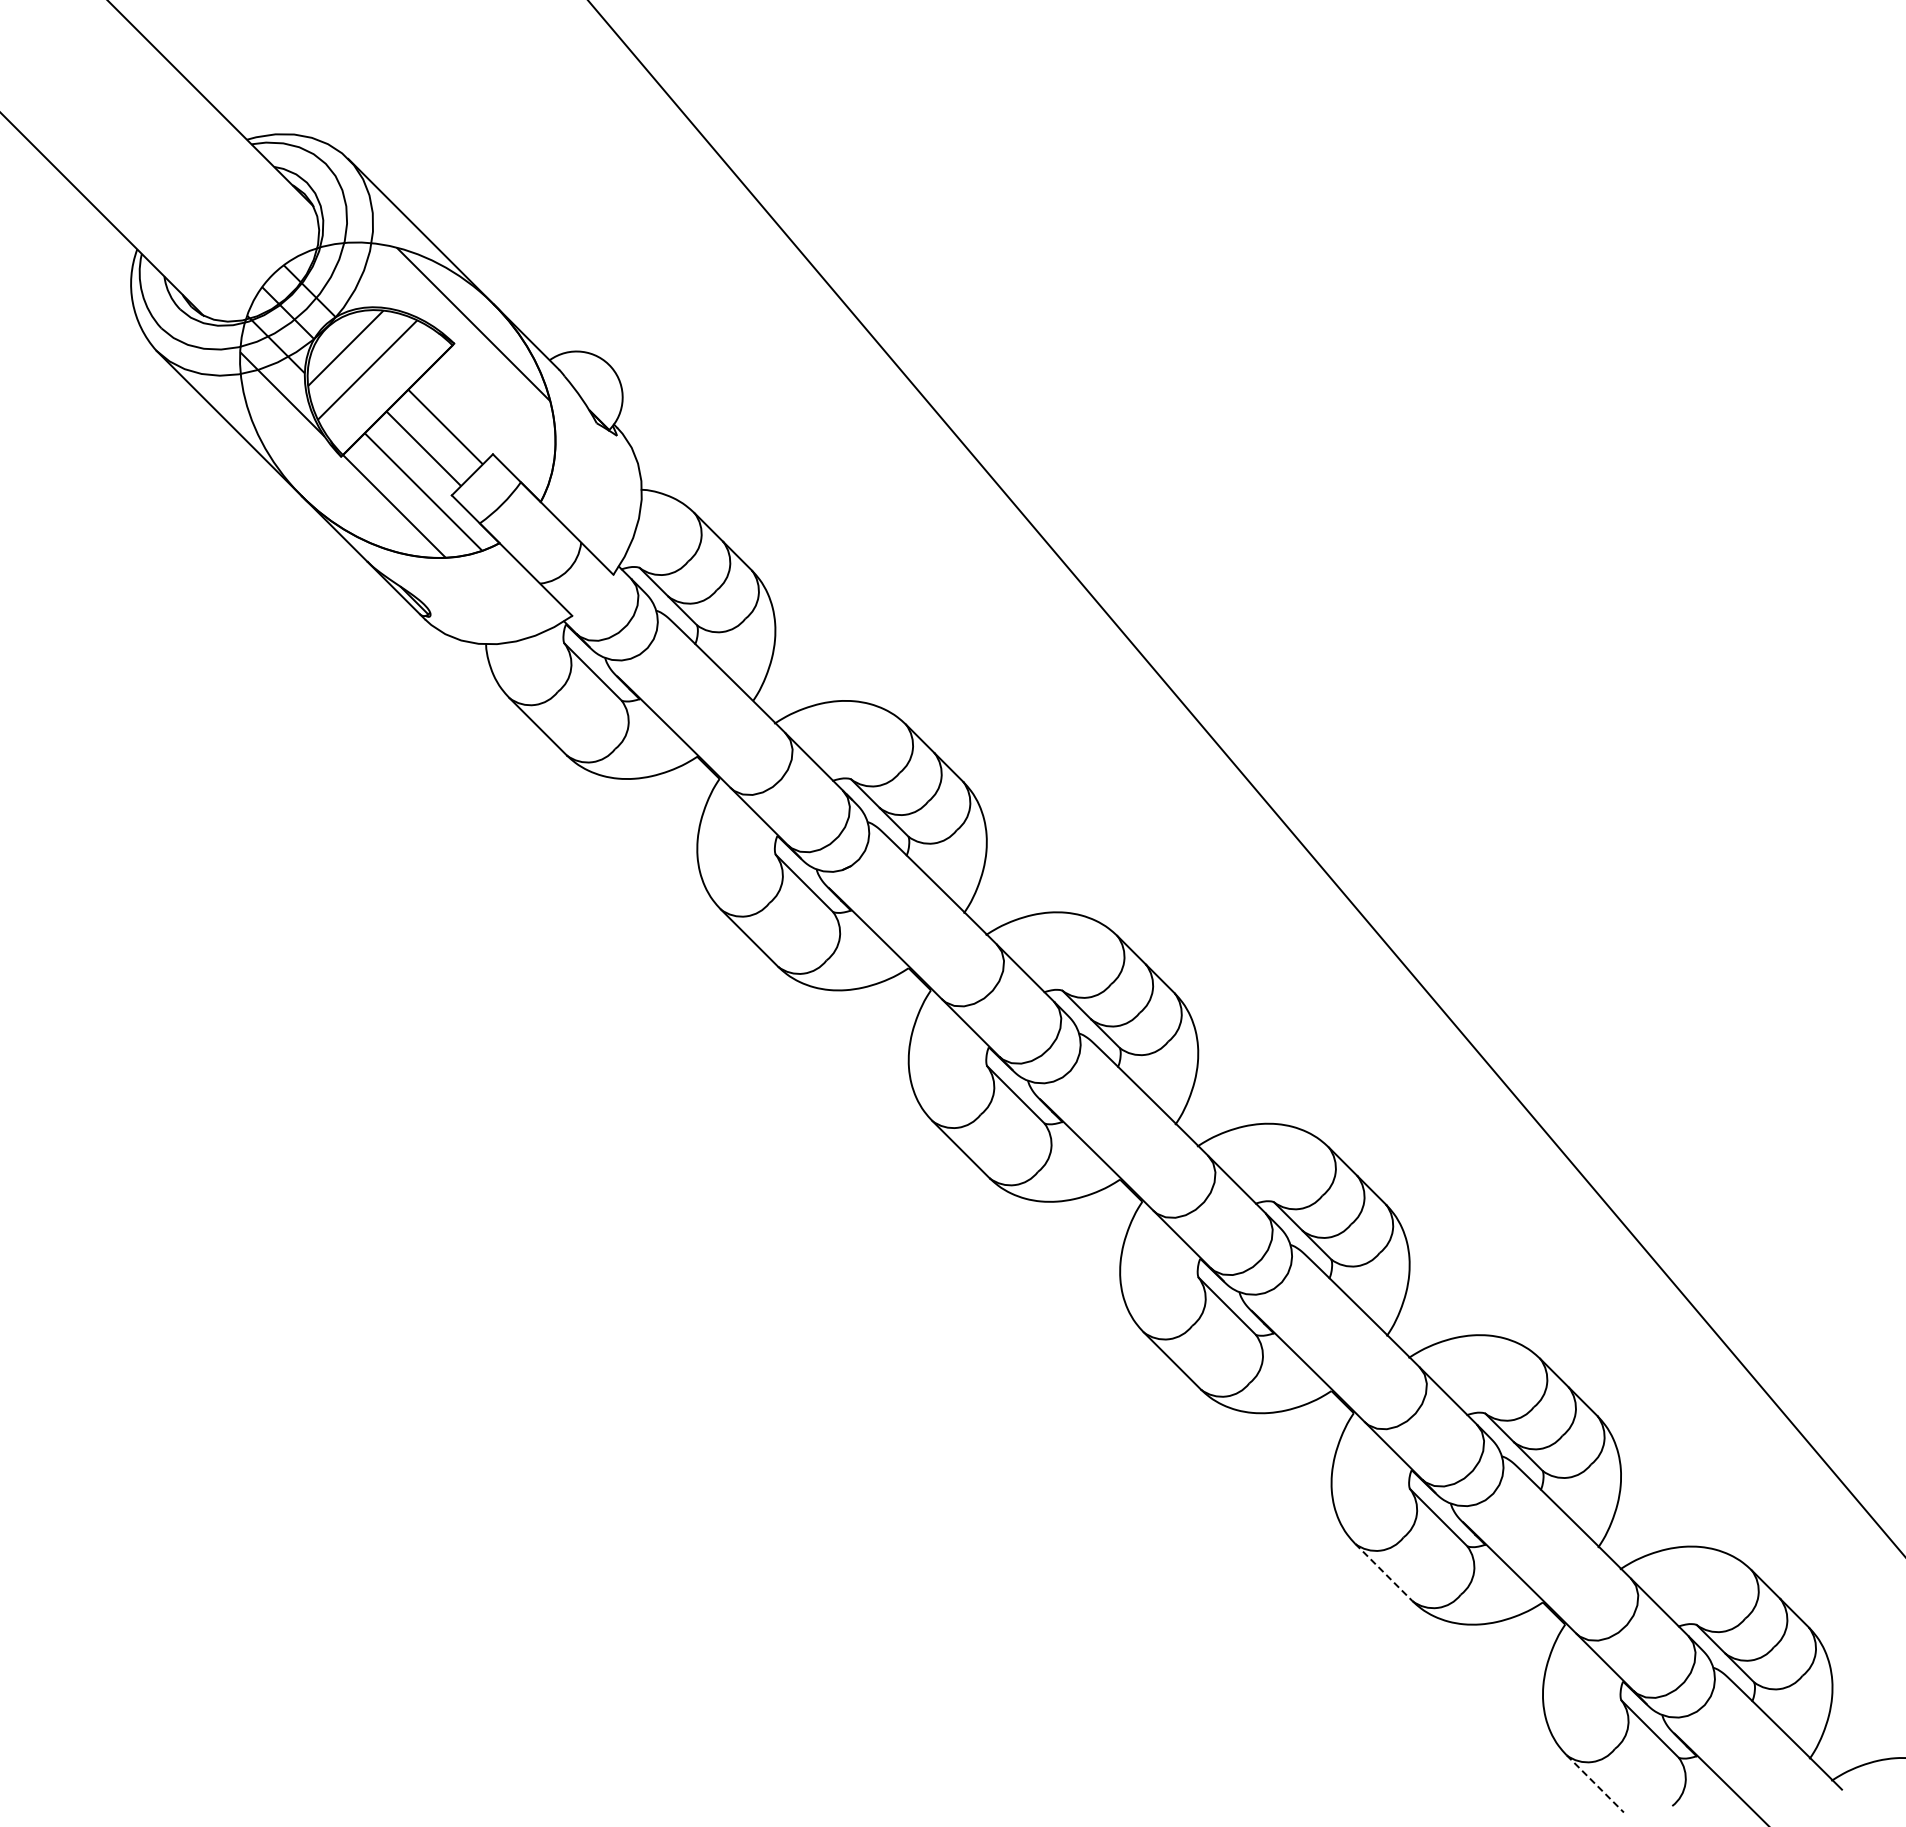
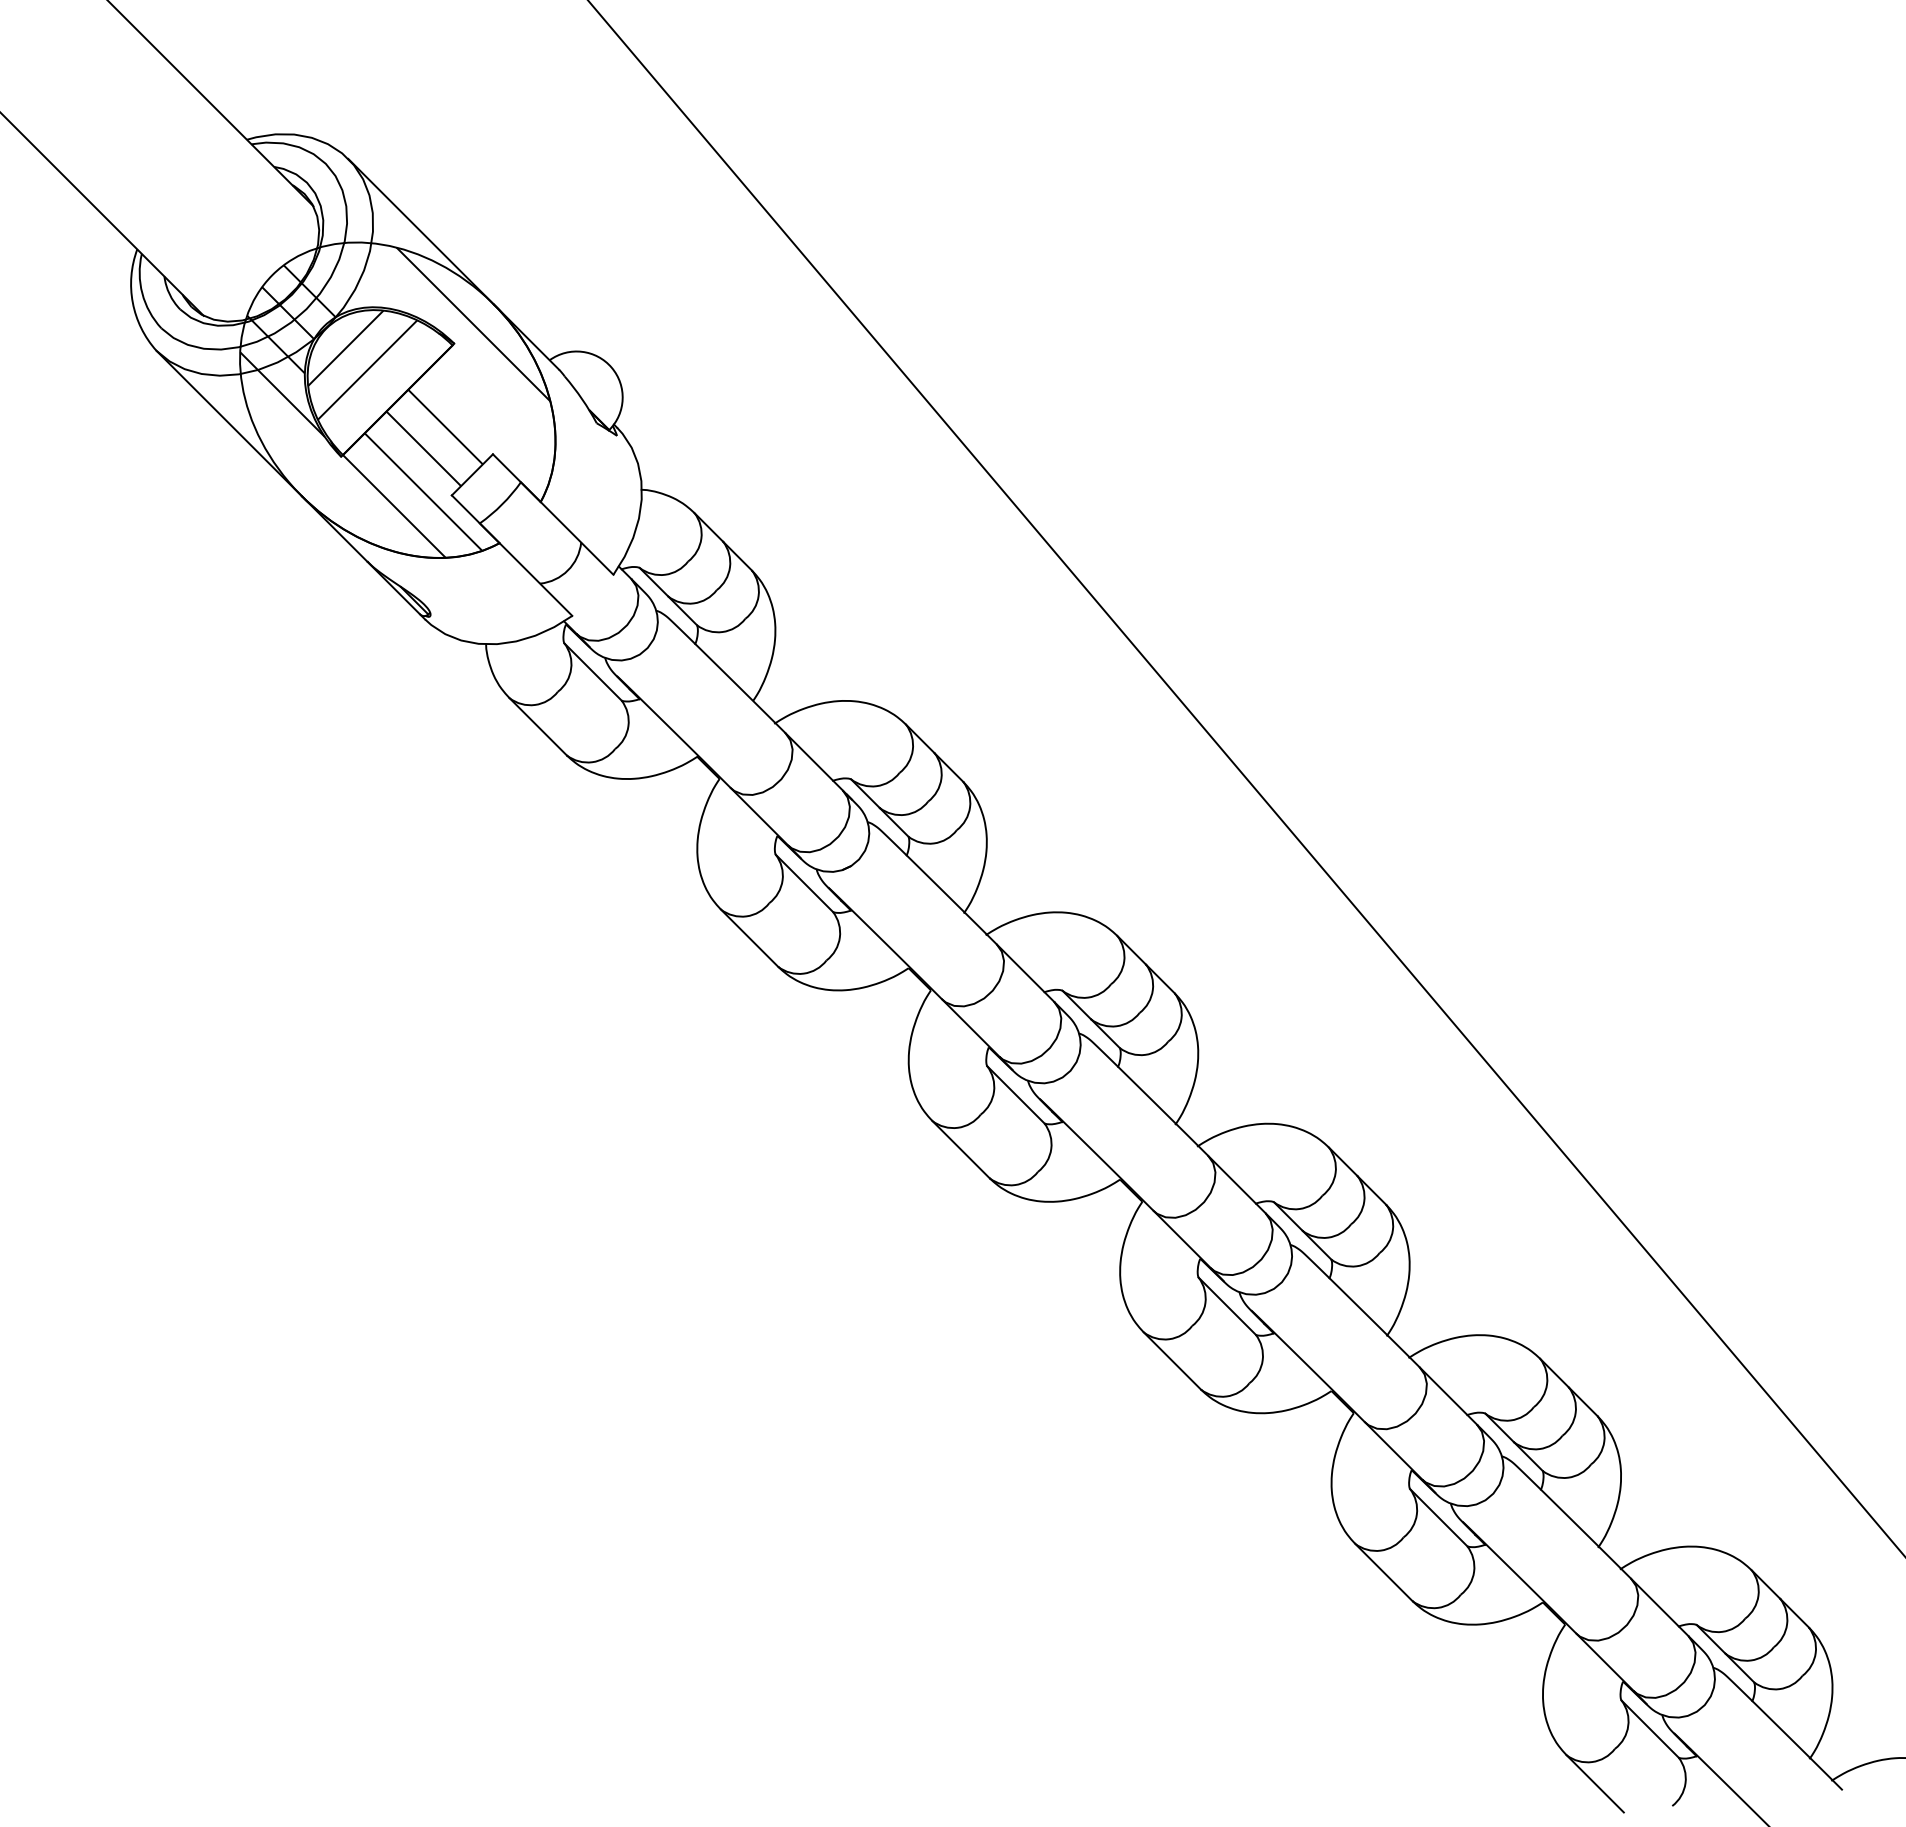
line: dashed -> solid (1384, 1572)
line: dashed -> solid (1595, 1784)
